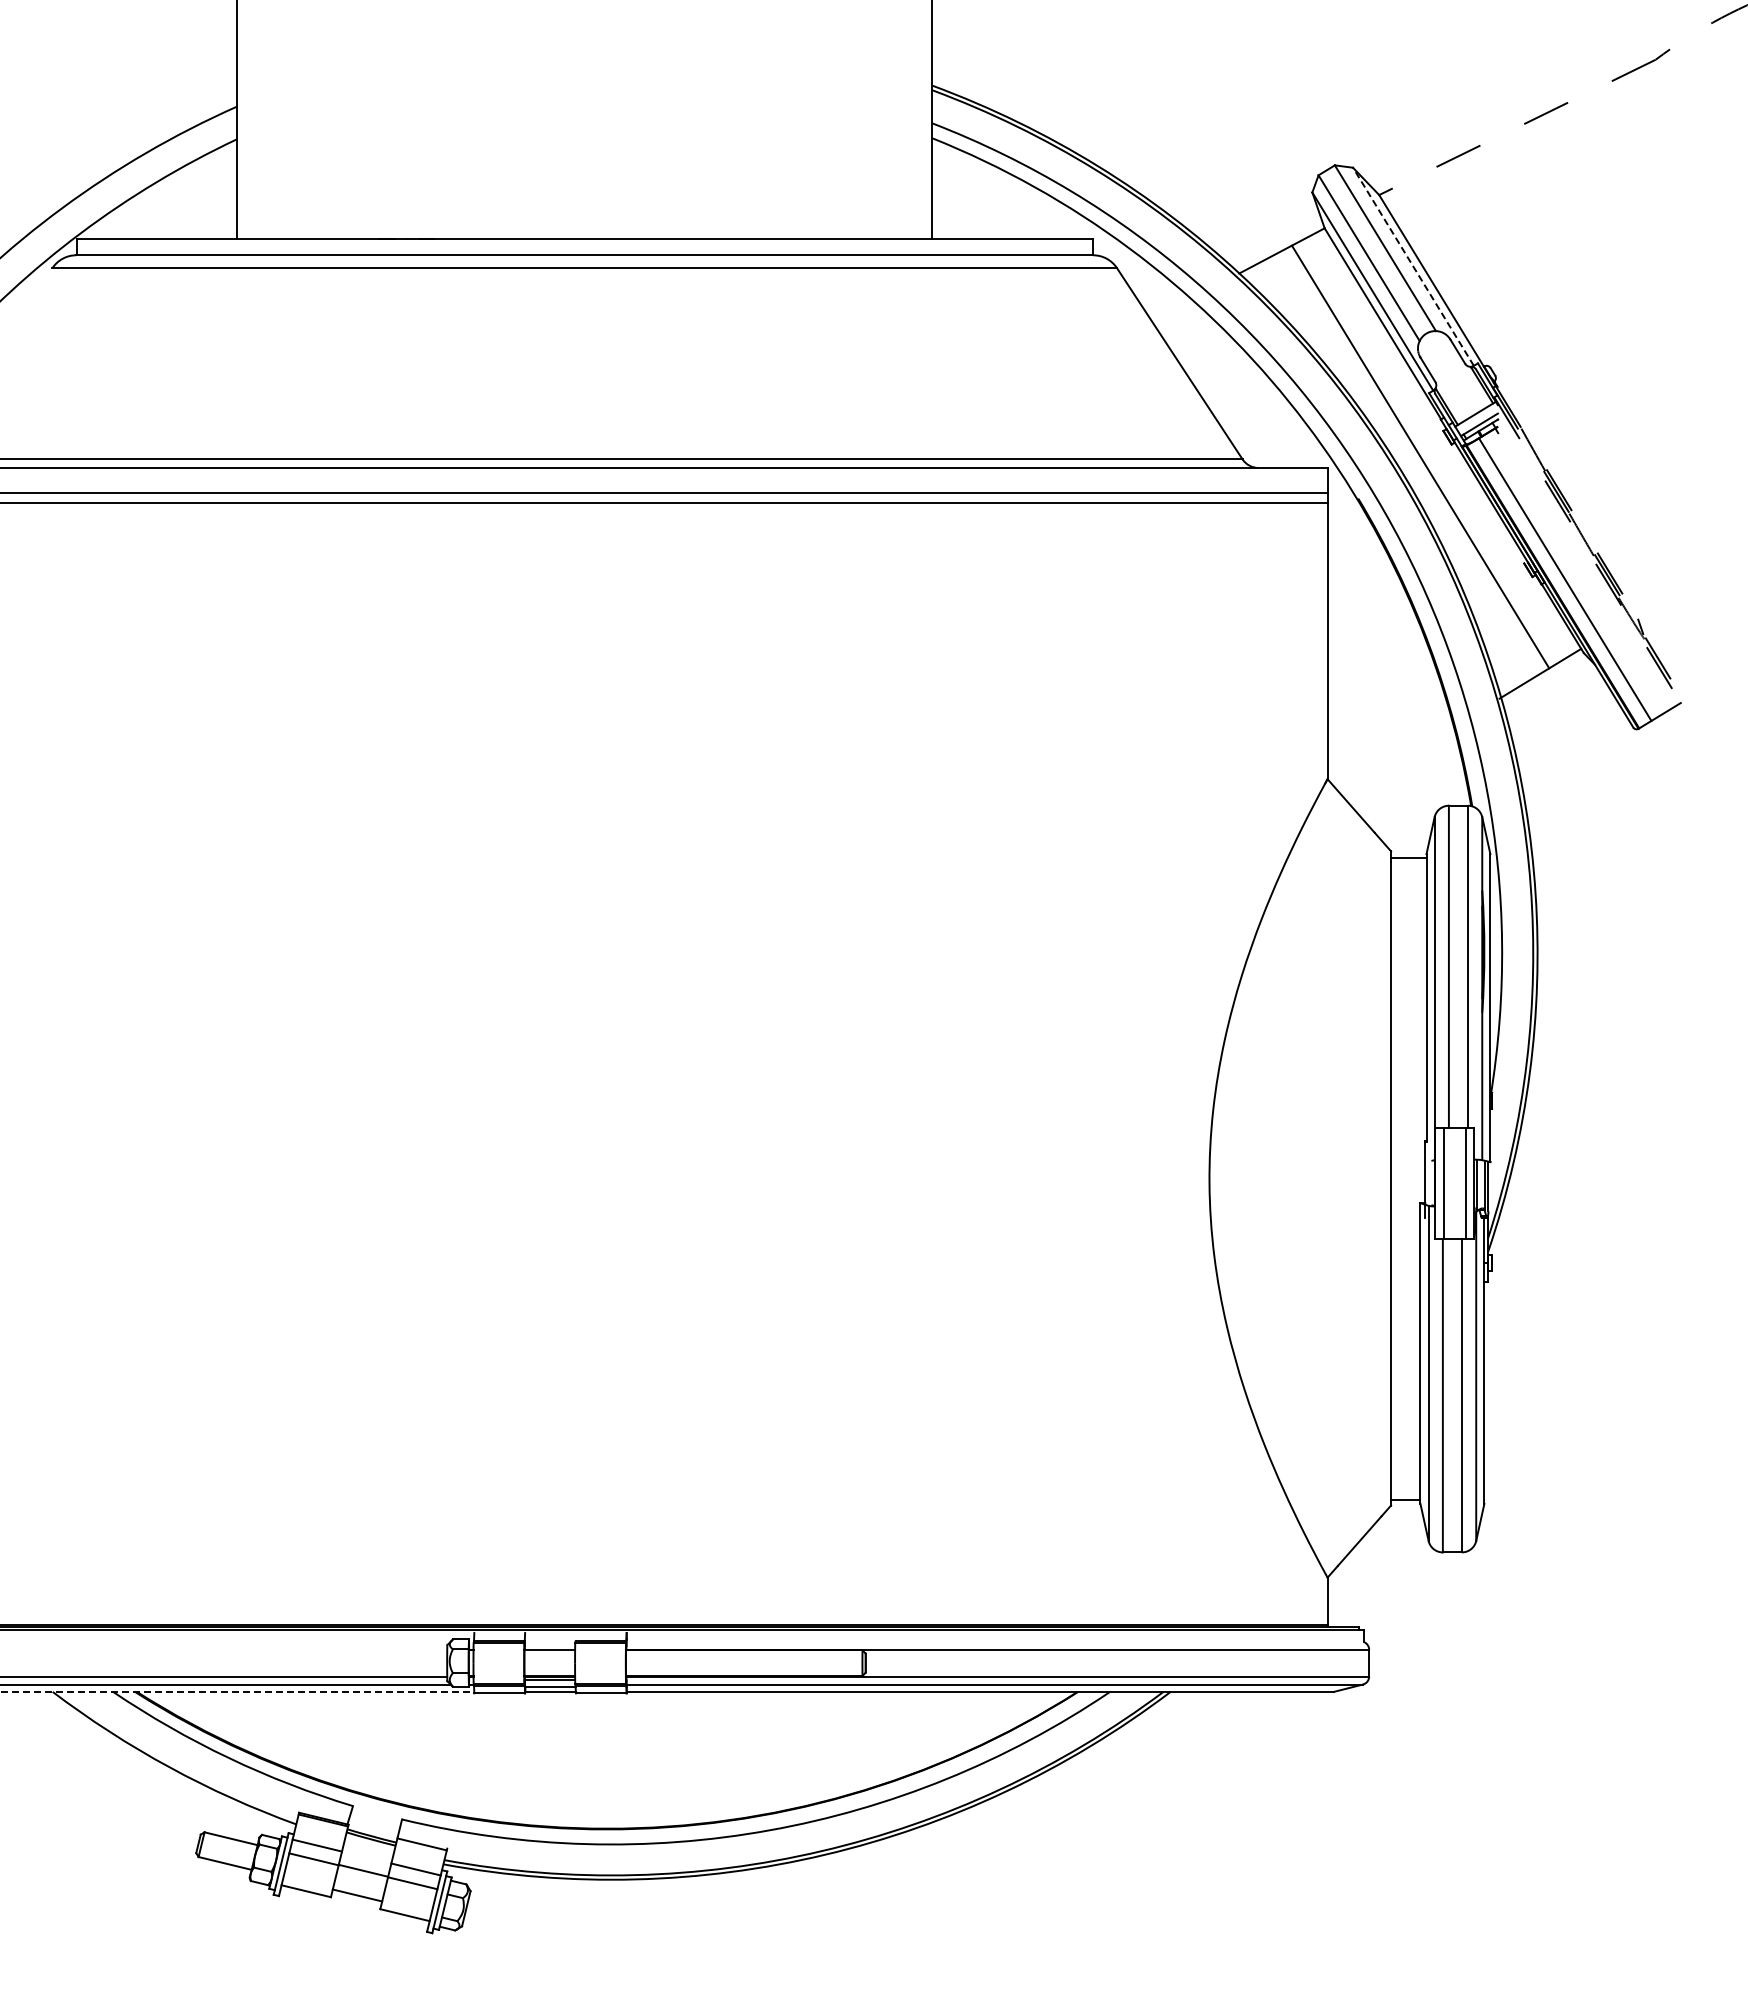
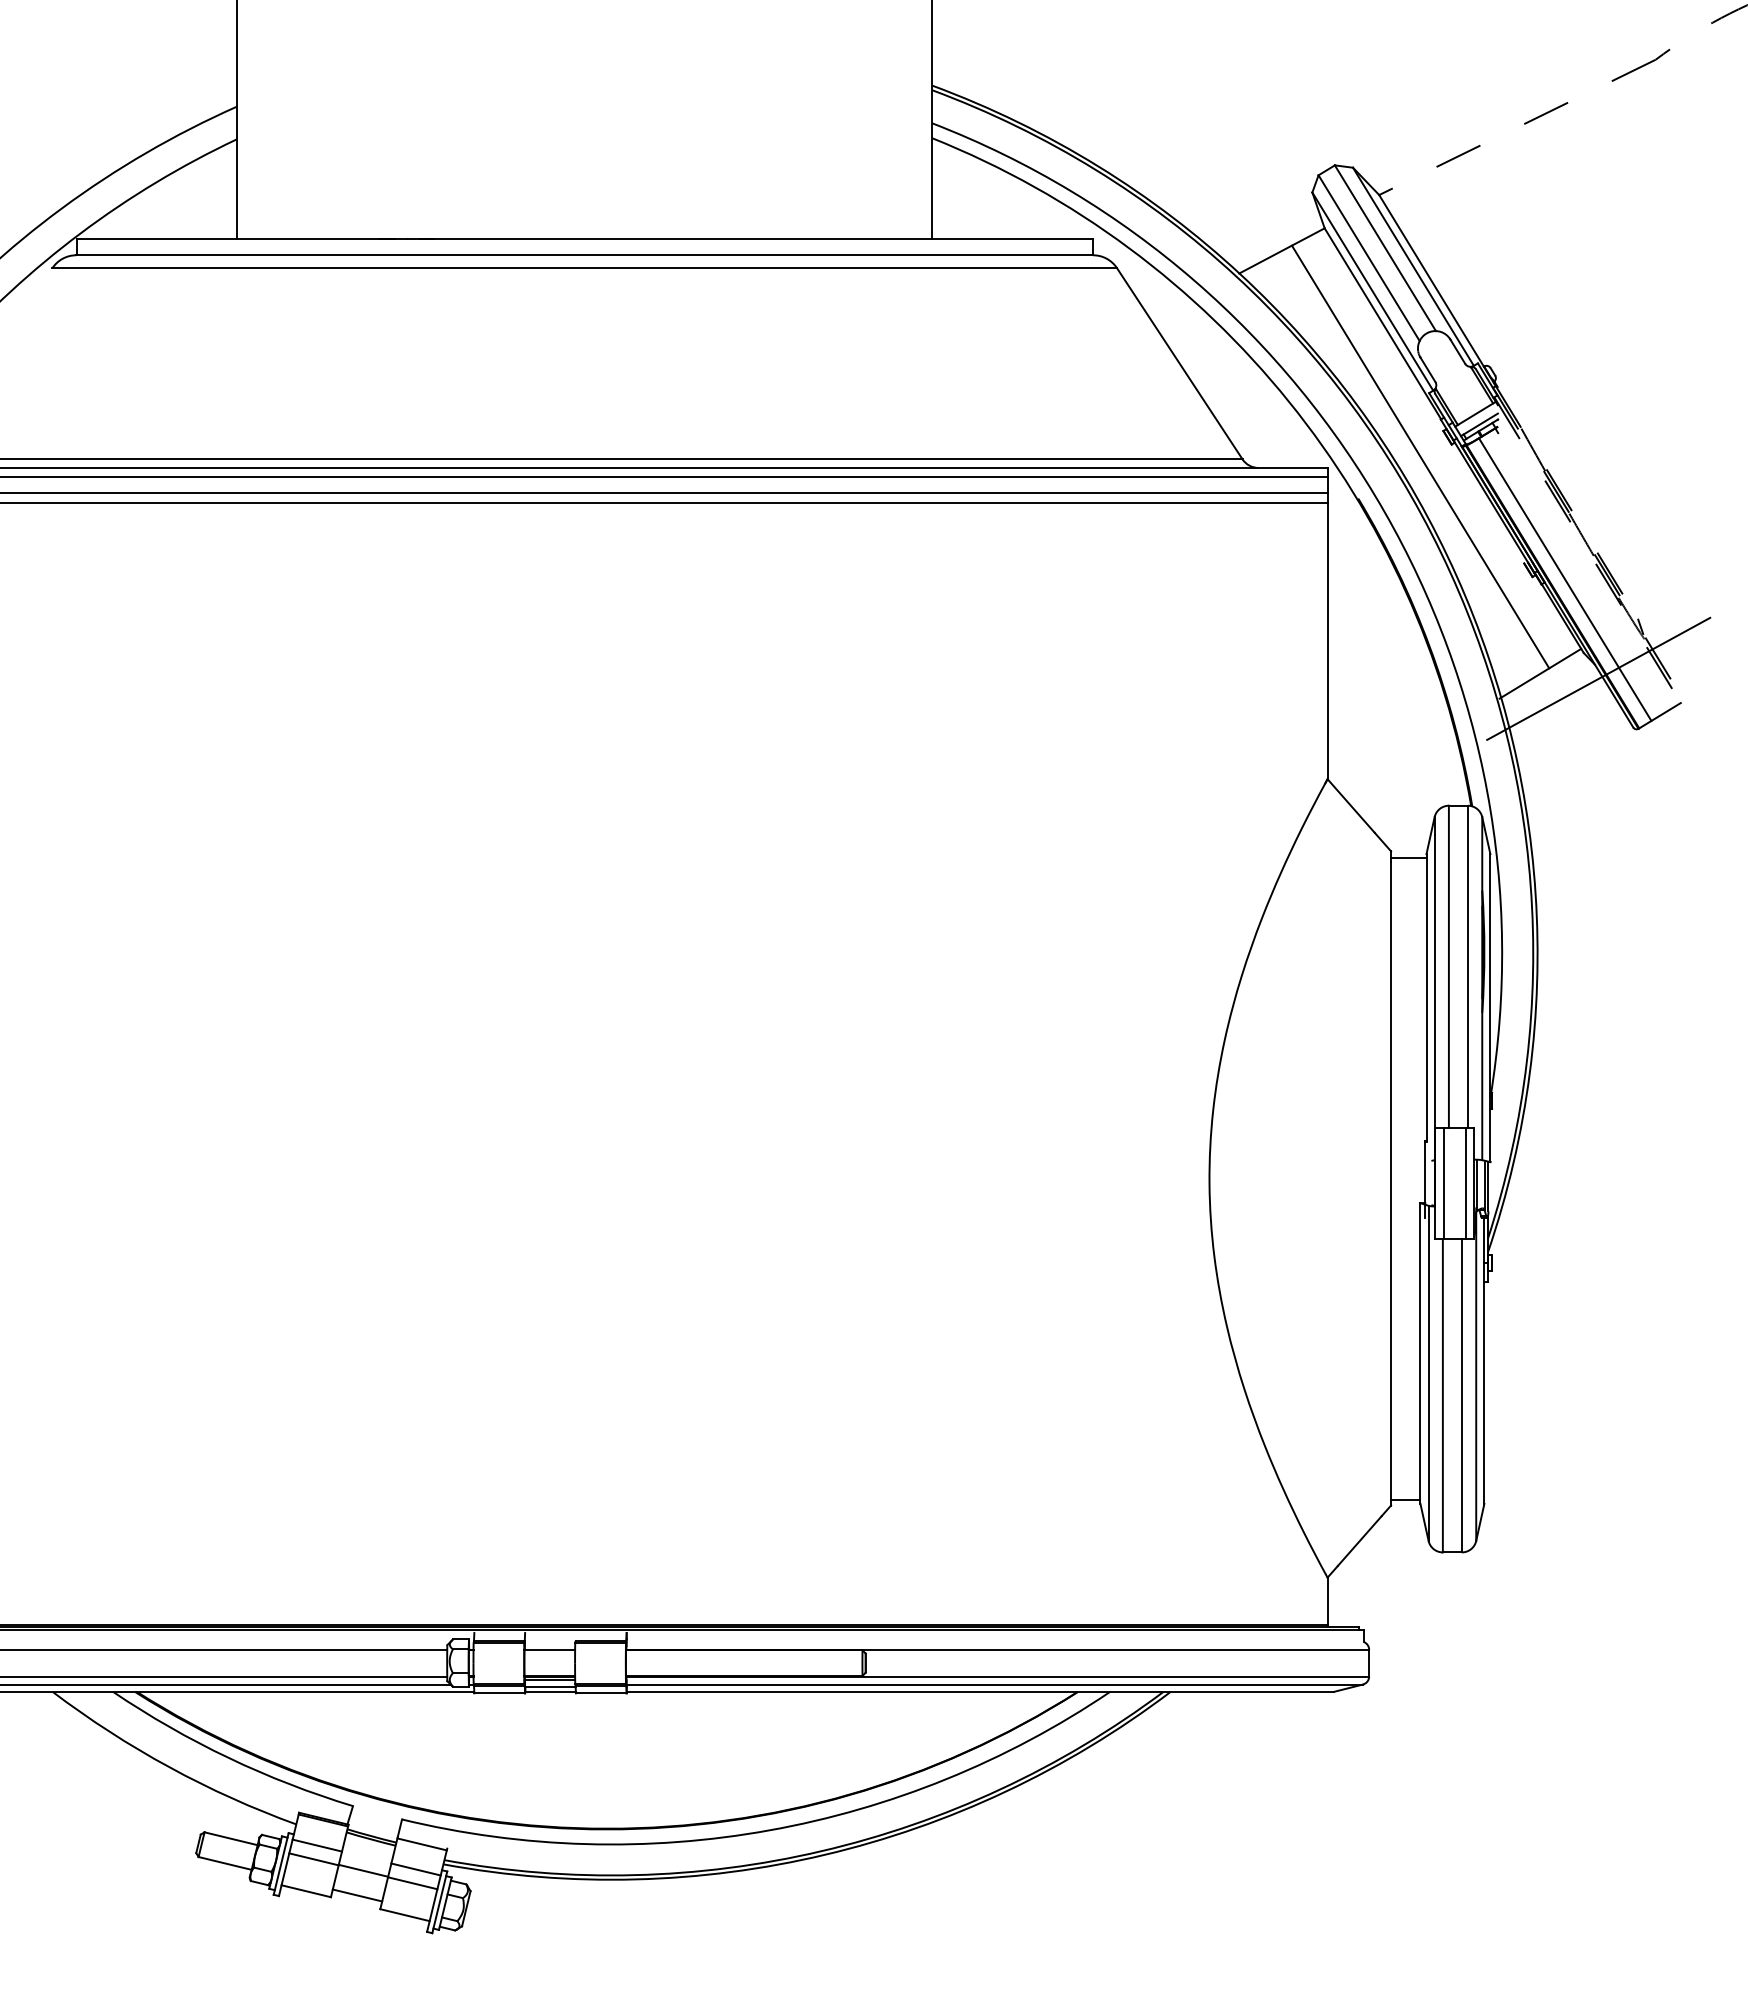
line: dashed -> solid (1413, 266)
line: none -> present (664, 477)
line: none -> present (1598, 678)
line: none -> present (224, 1649)
line: dashed -> solid (237, 1691)
